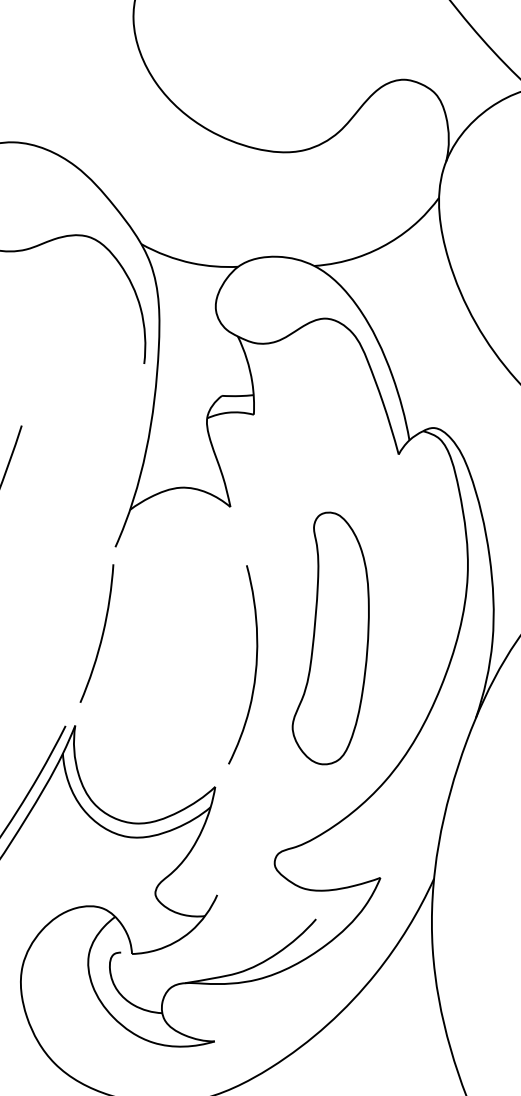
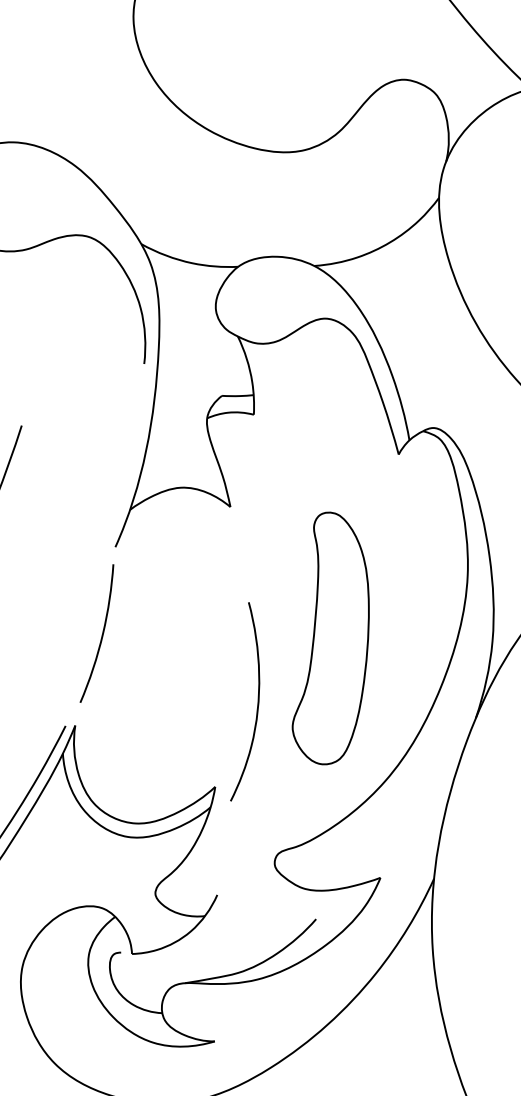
curve position: (255, 664) -> (257, 701) (257, 701)
